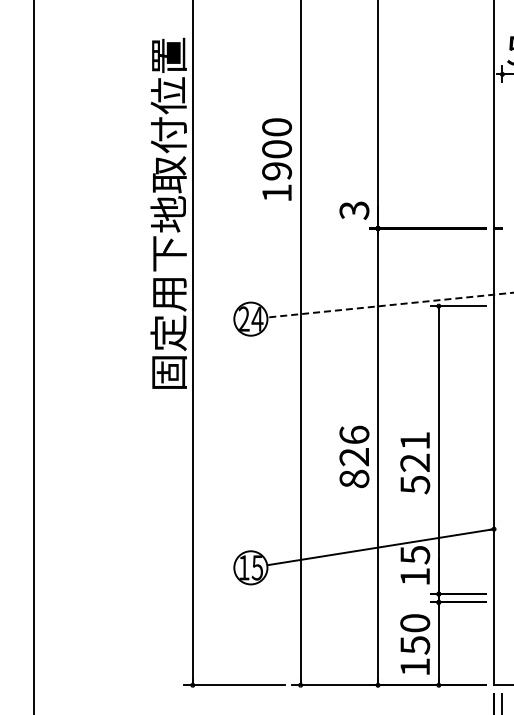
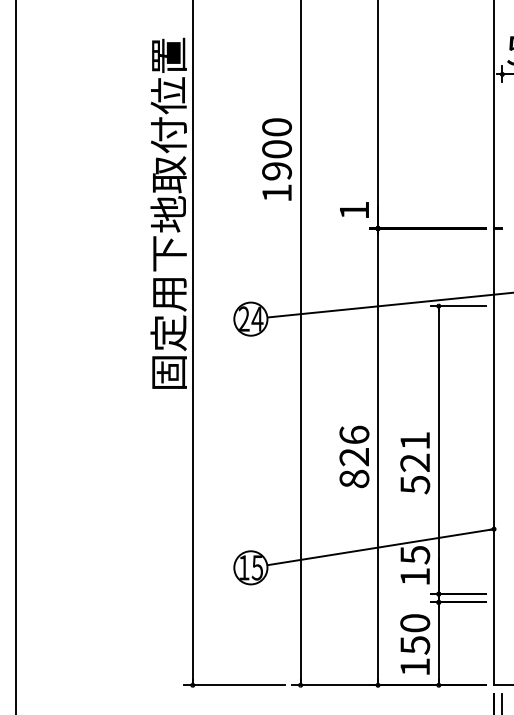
text: 3 -> 1 (354, 210)
line: dashed -> solid (389, 305)
line position: (33, 356) -> (15, 356) (15, 356)
